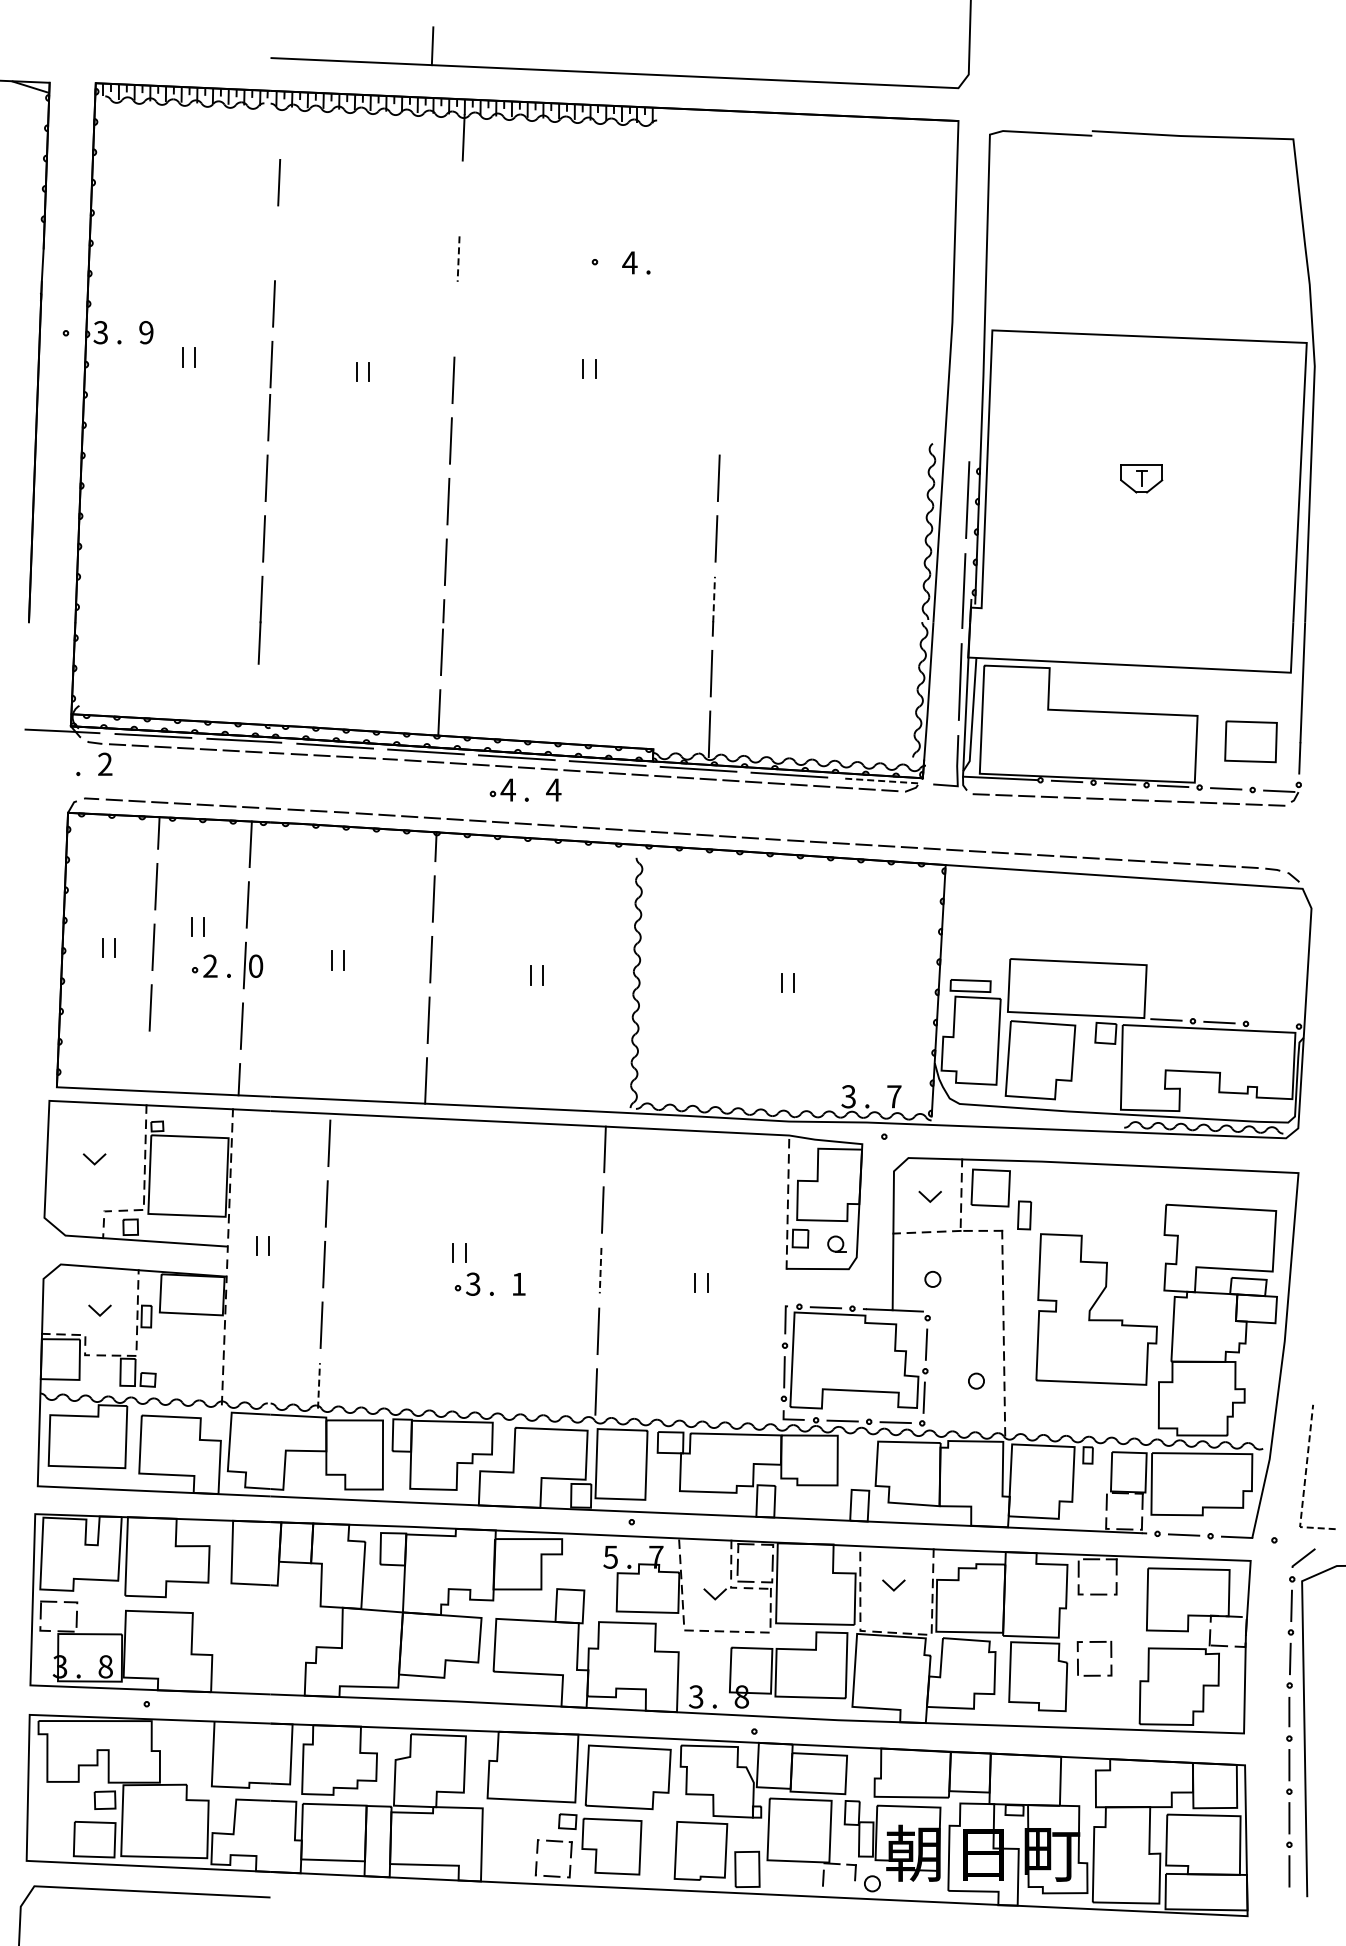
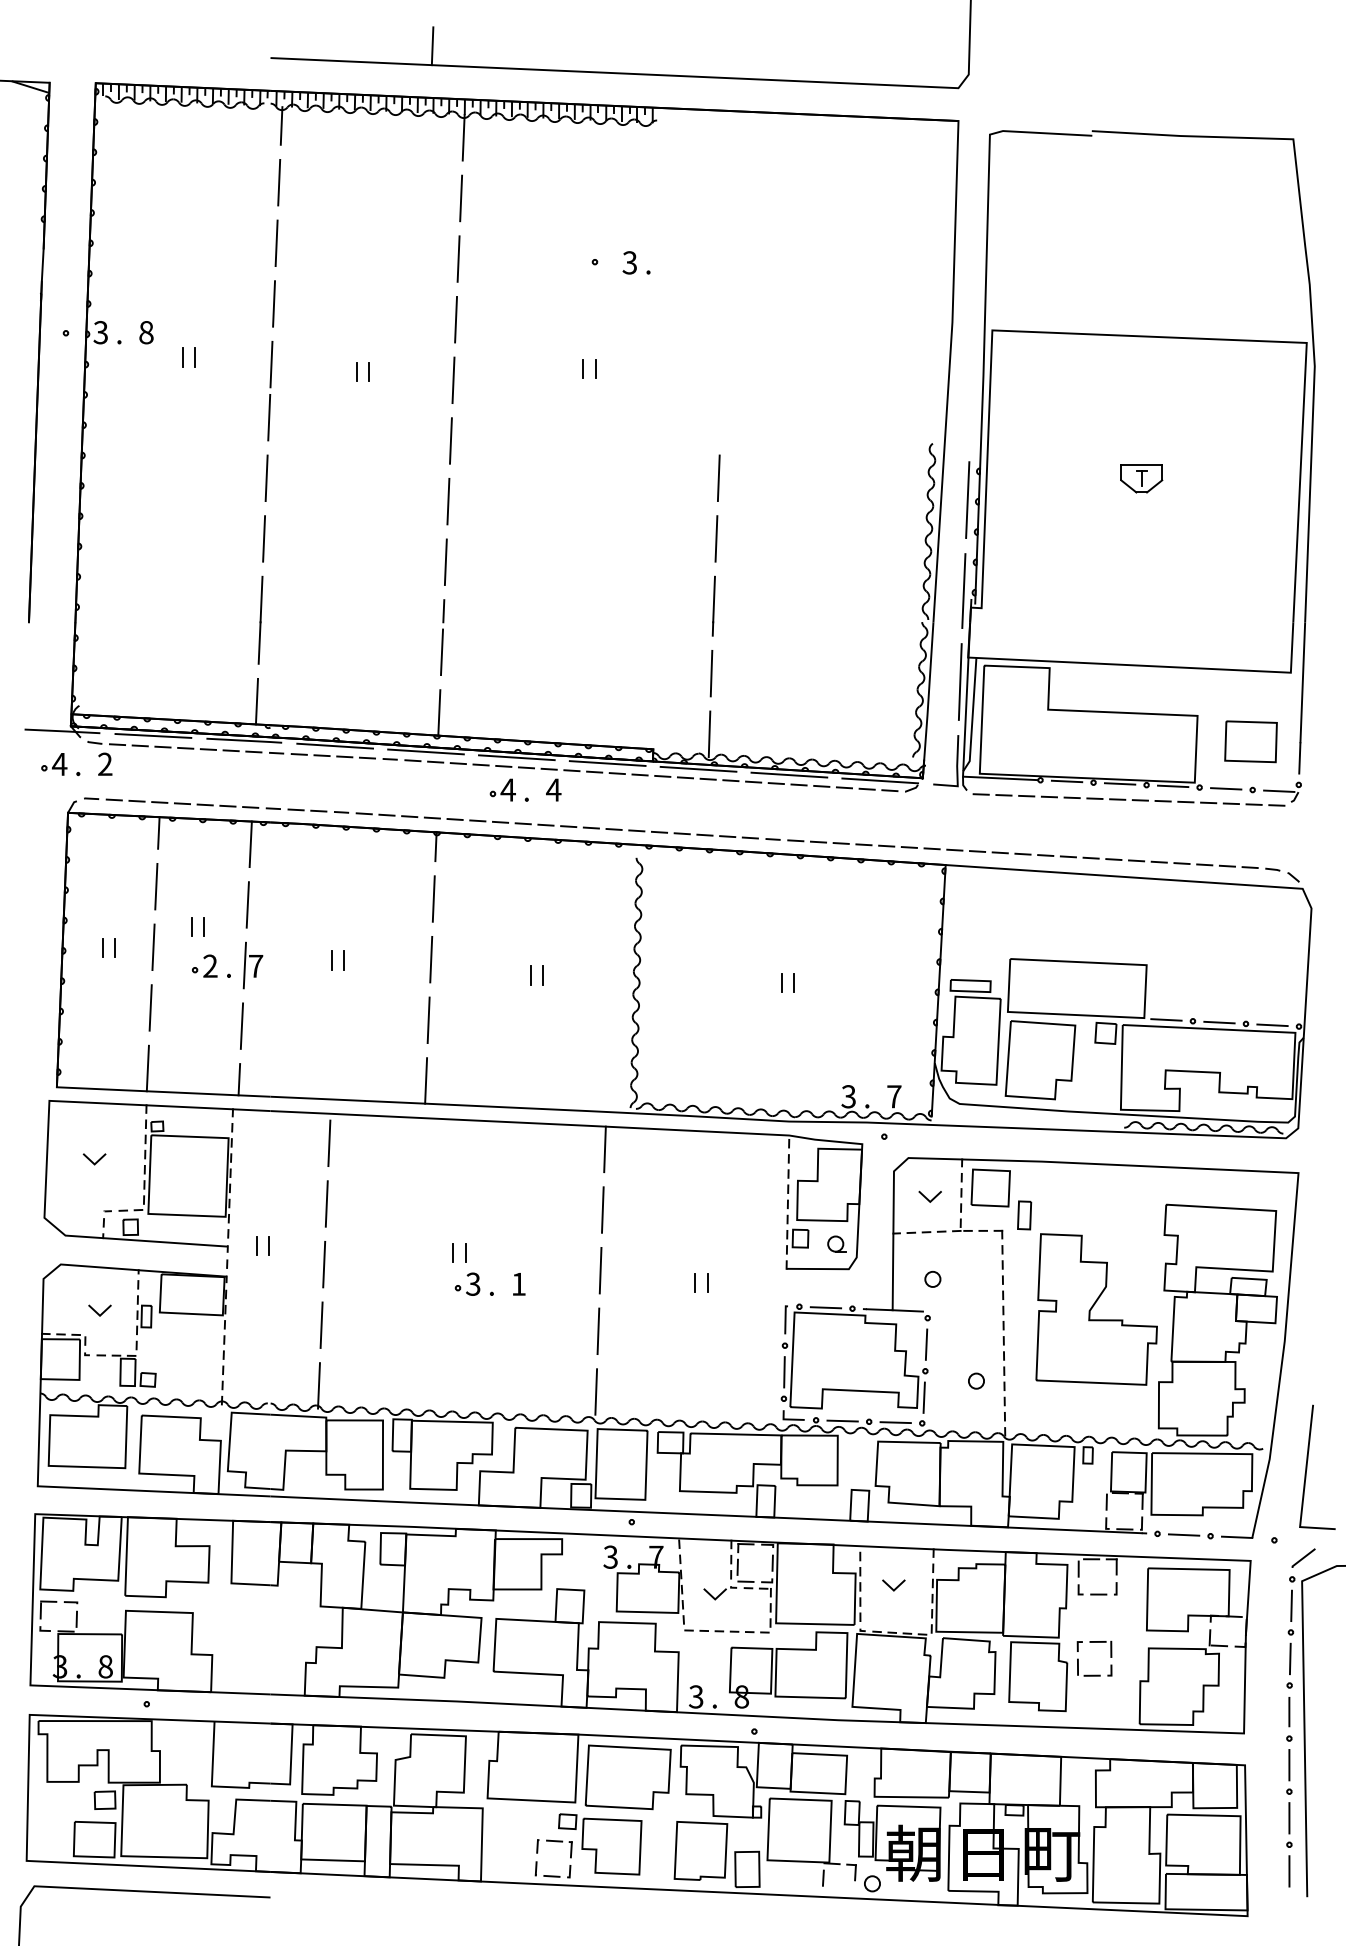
line: none -> present (281, 125)
line: none -> present (461, 198)
line: none -> present (276, 243)
line: dashed -> solid (458, 259)
text: 4 -> 3 (629, 262)
line: none -> present (455, 319)
text: 9 -> 8 (146, 332)
line: dashed -> solid (714, 599)
line: none -> present (256, 701)
part: none -> present (54, 764)
line: dashed -> solid (880, 780)
text: 0 -> 7 (256, 965)
line: none -> present (1272, 1025)
line: none -> present (147, 1068)
line: dashed -> solid (600, 1270)
line: dashed -> solid (319, 1385)
line: dashed -> solid (1304, 1484)
text: 5 -> 3 (610, 1556)
